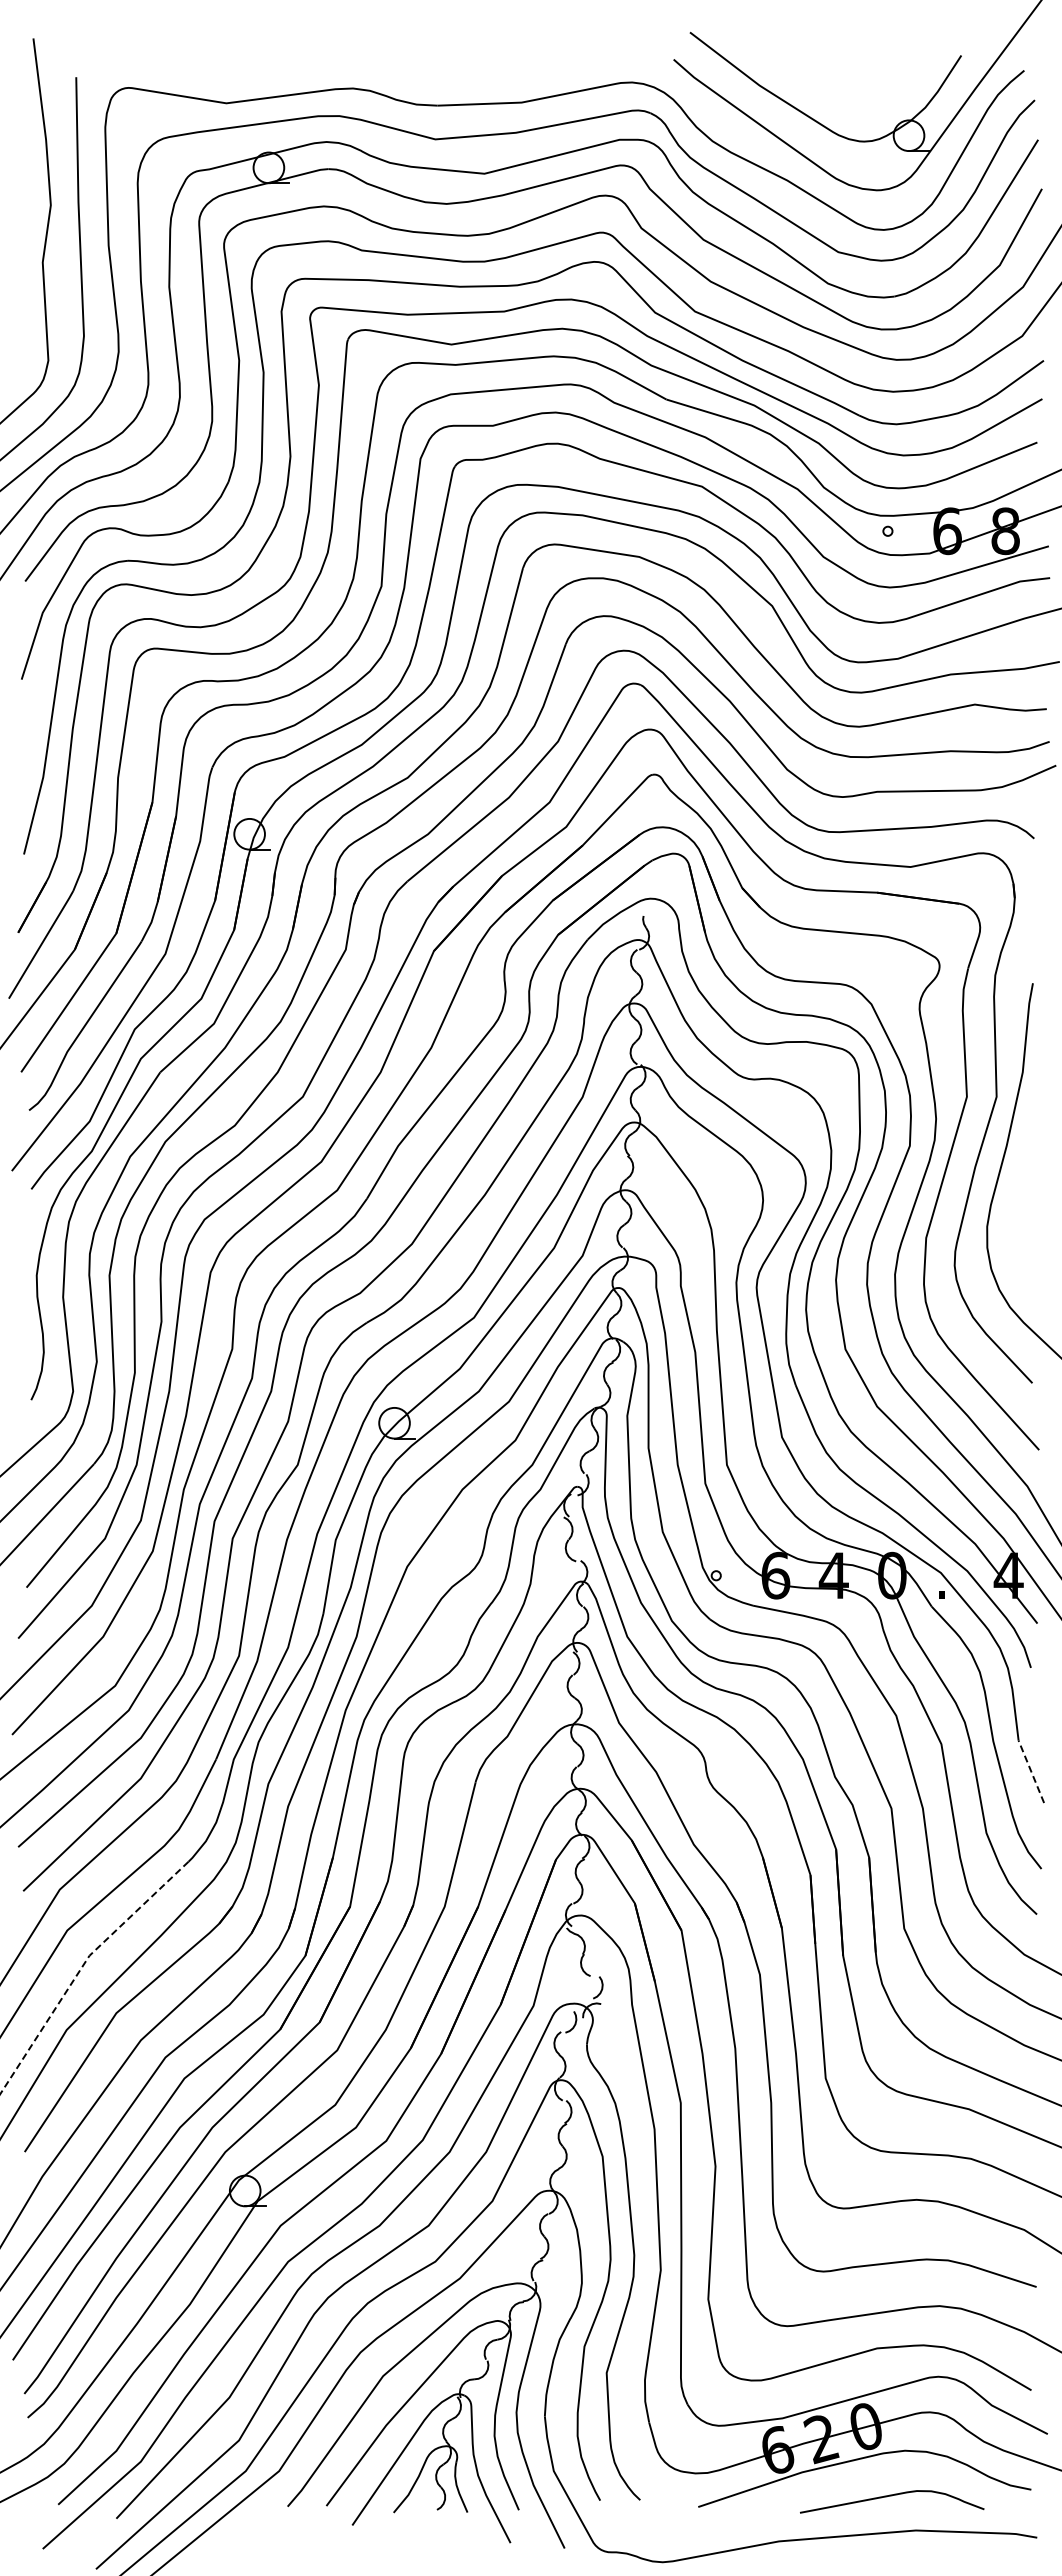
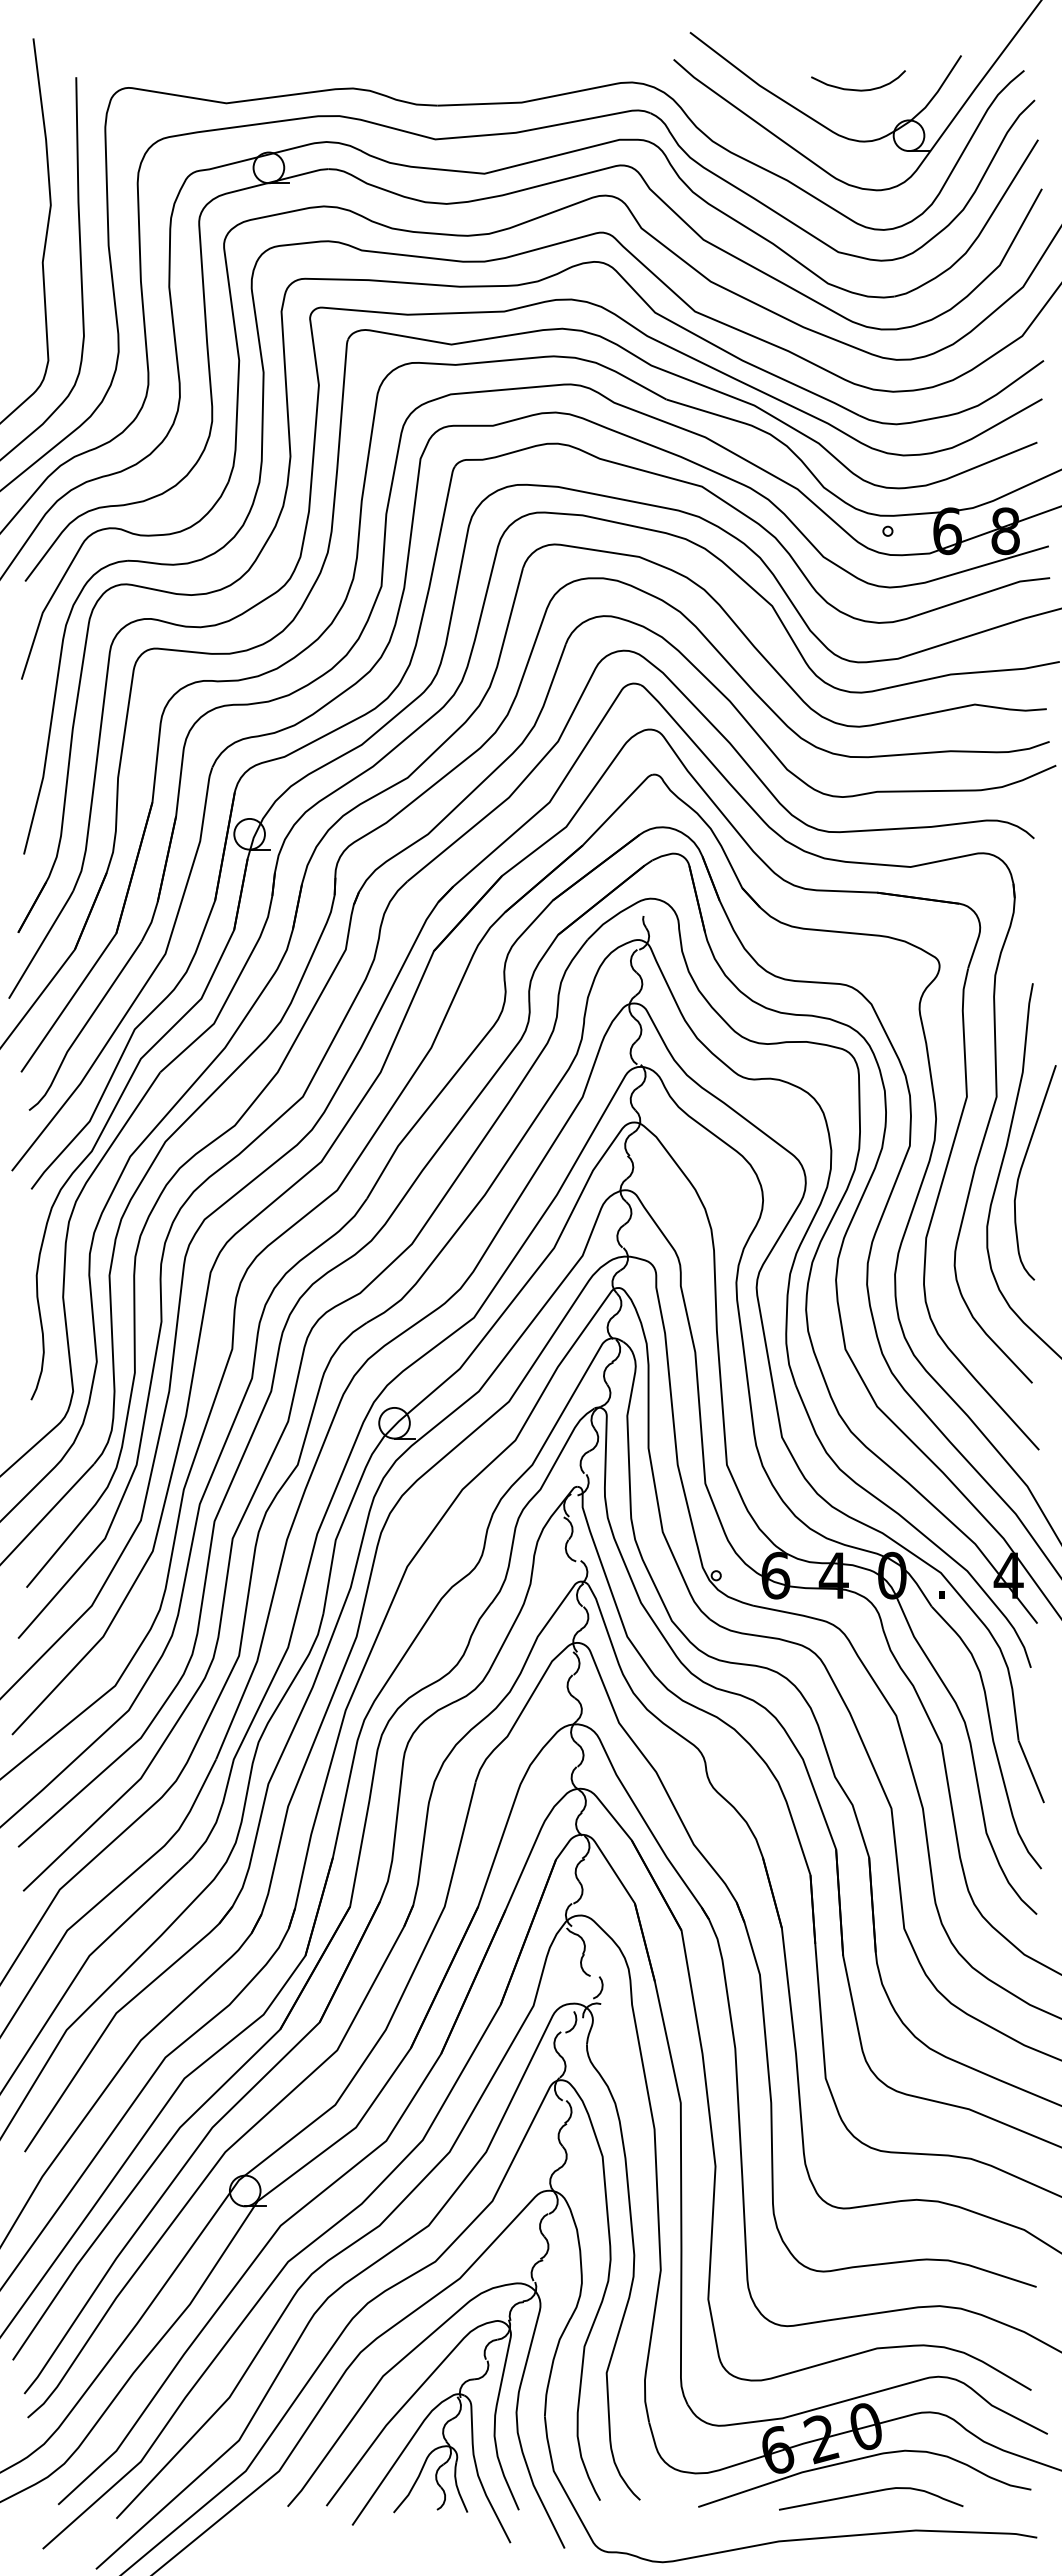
curve: none -> present (858, 89)
curve: none -> present (1022, 1168)
line: dashed -> solid (1031, 1771)
line: dashed -> solid (81, 1967)
curve position: (892, 2496) -> (871, 2493) (871, 2493)
